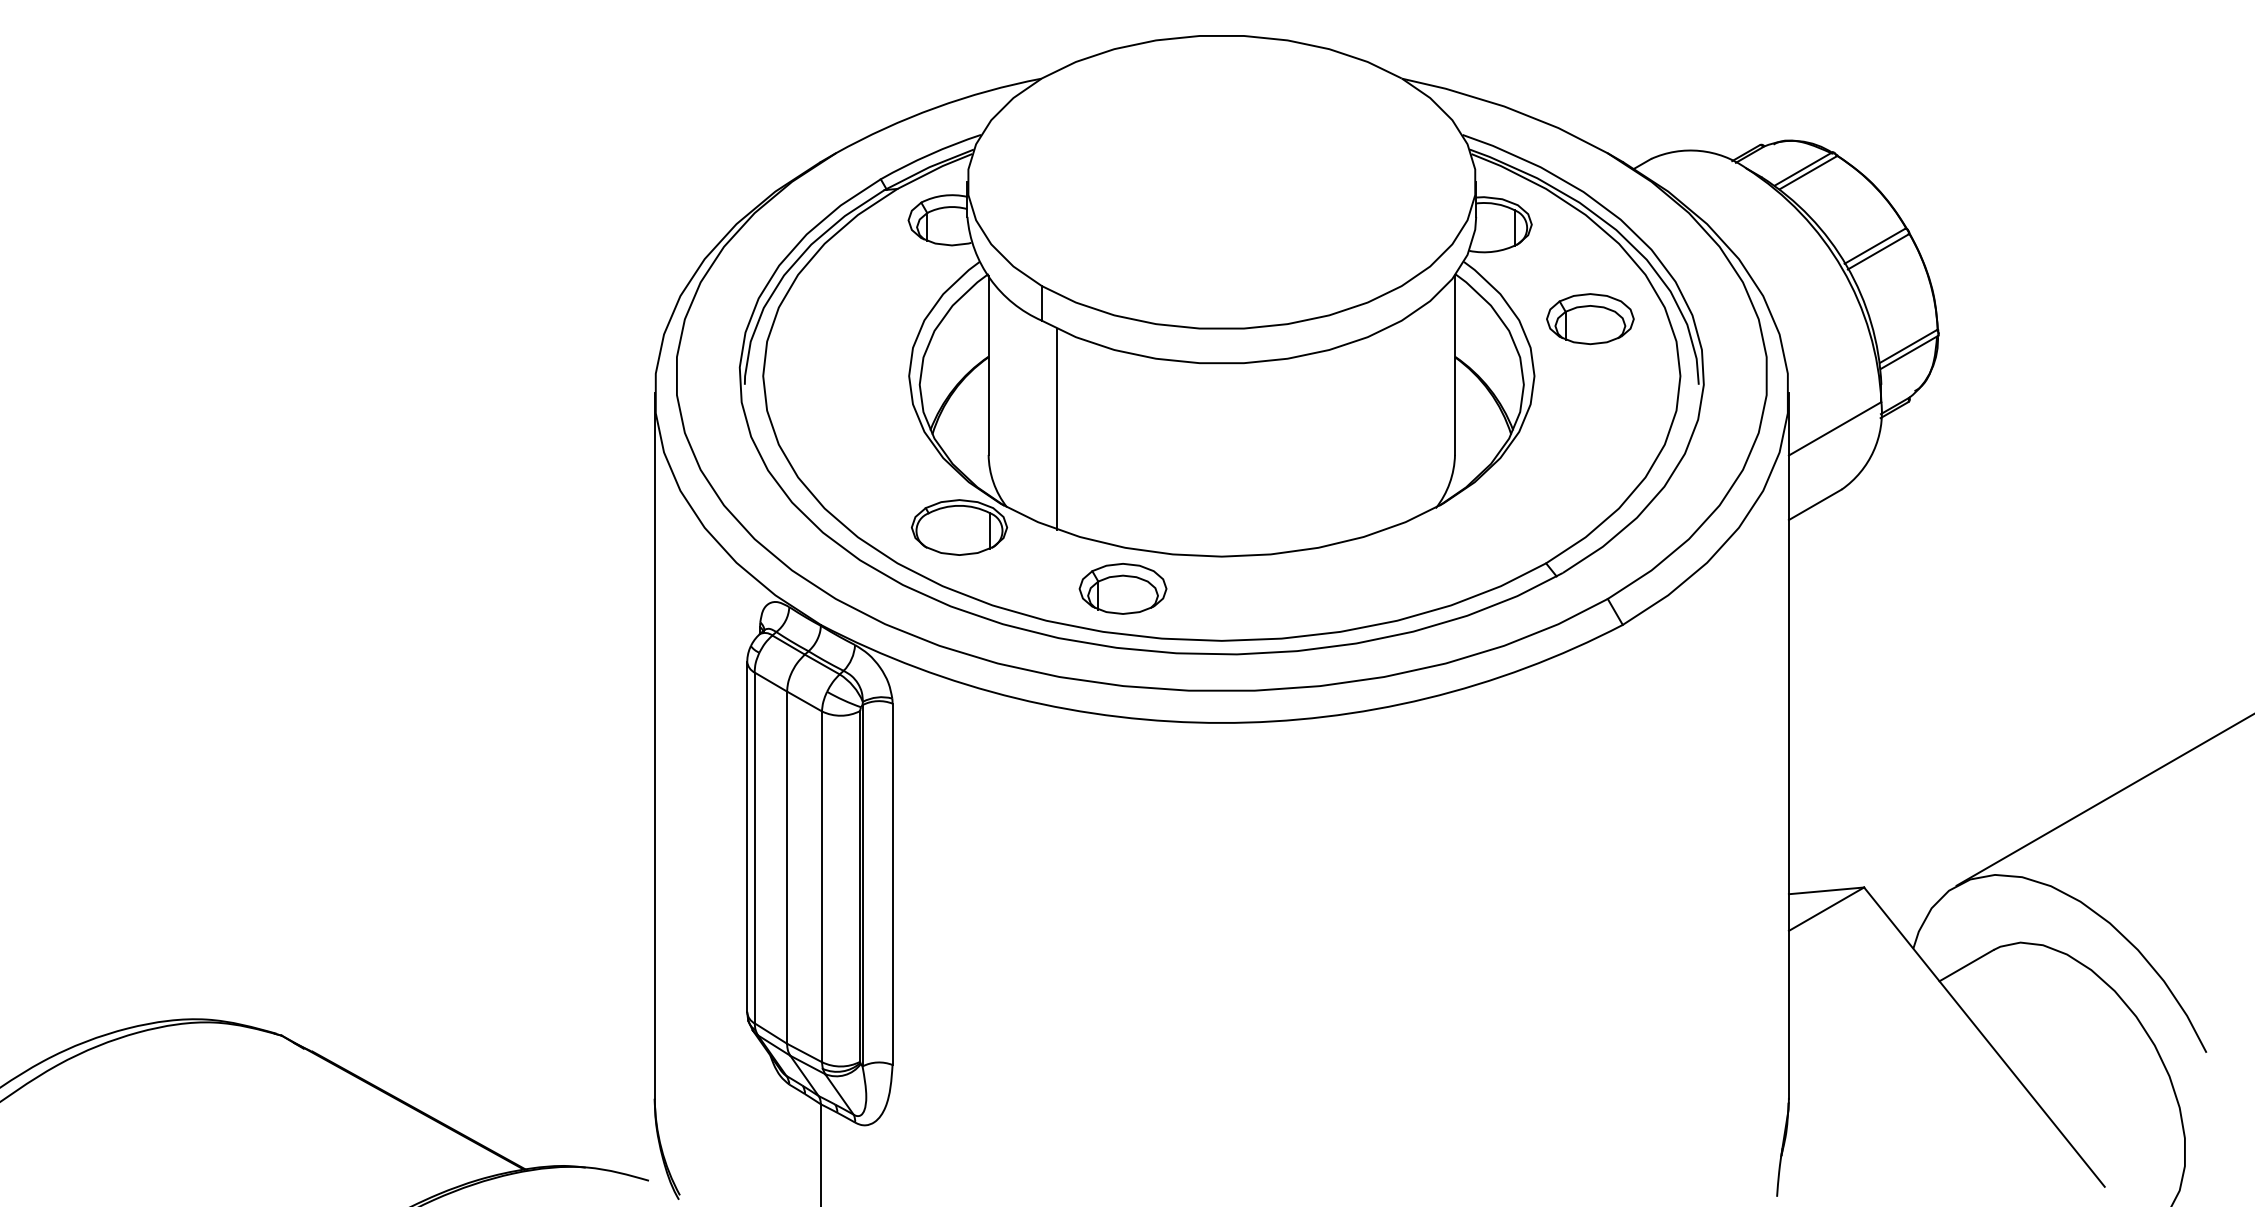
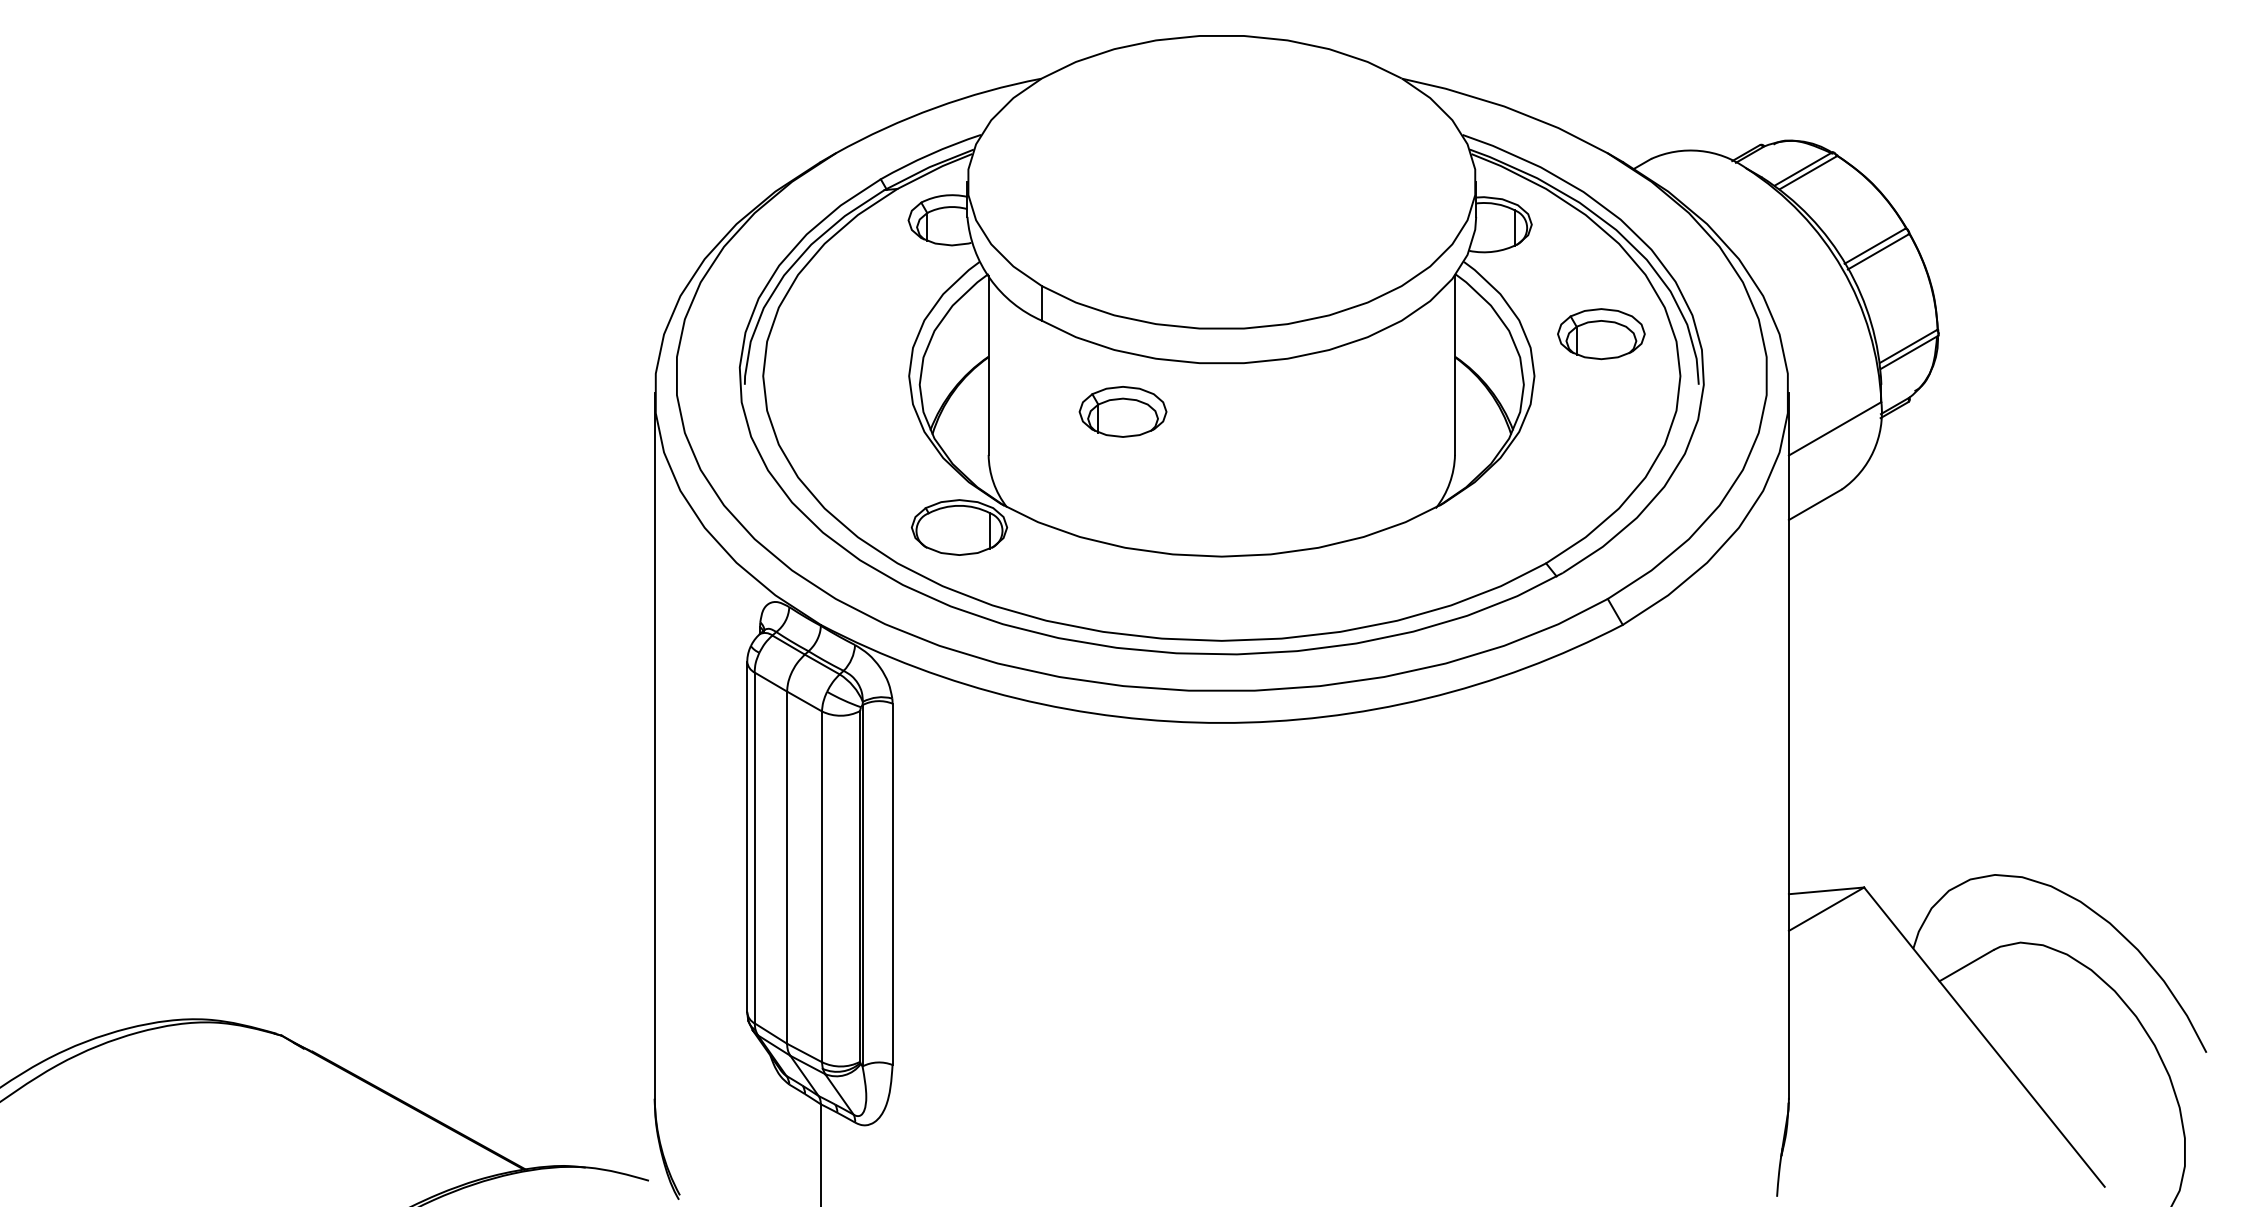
part position: (1590, 319) -> (1601, 334) (1601, 334)
line: present -> none (1056, 428)
part position: (1122, 588) -> (1122, 411) (1122, 411)
line: present -> none (2103, 800)
